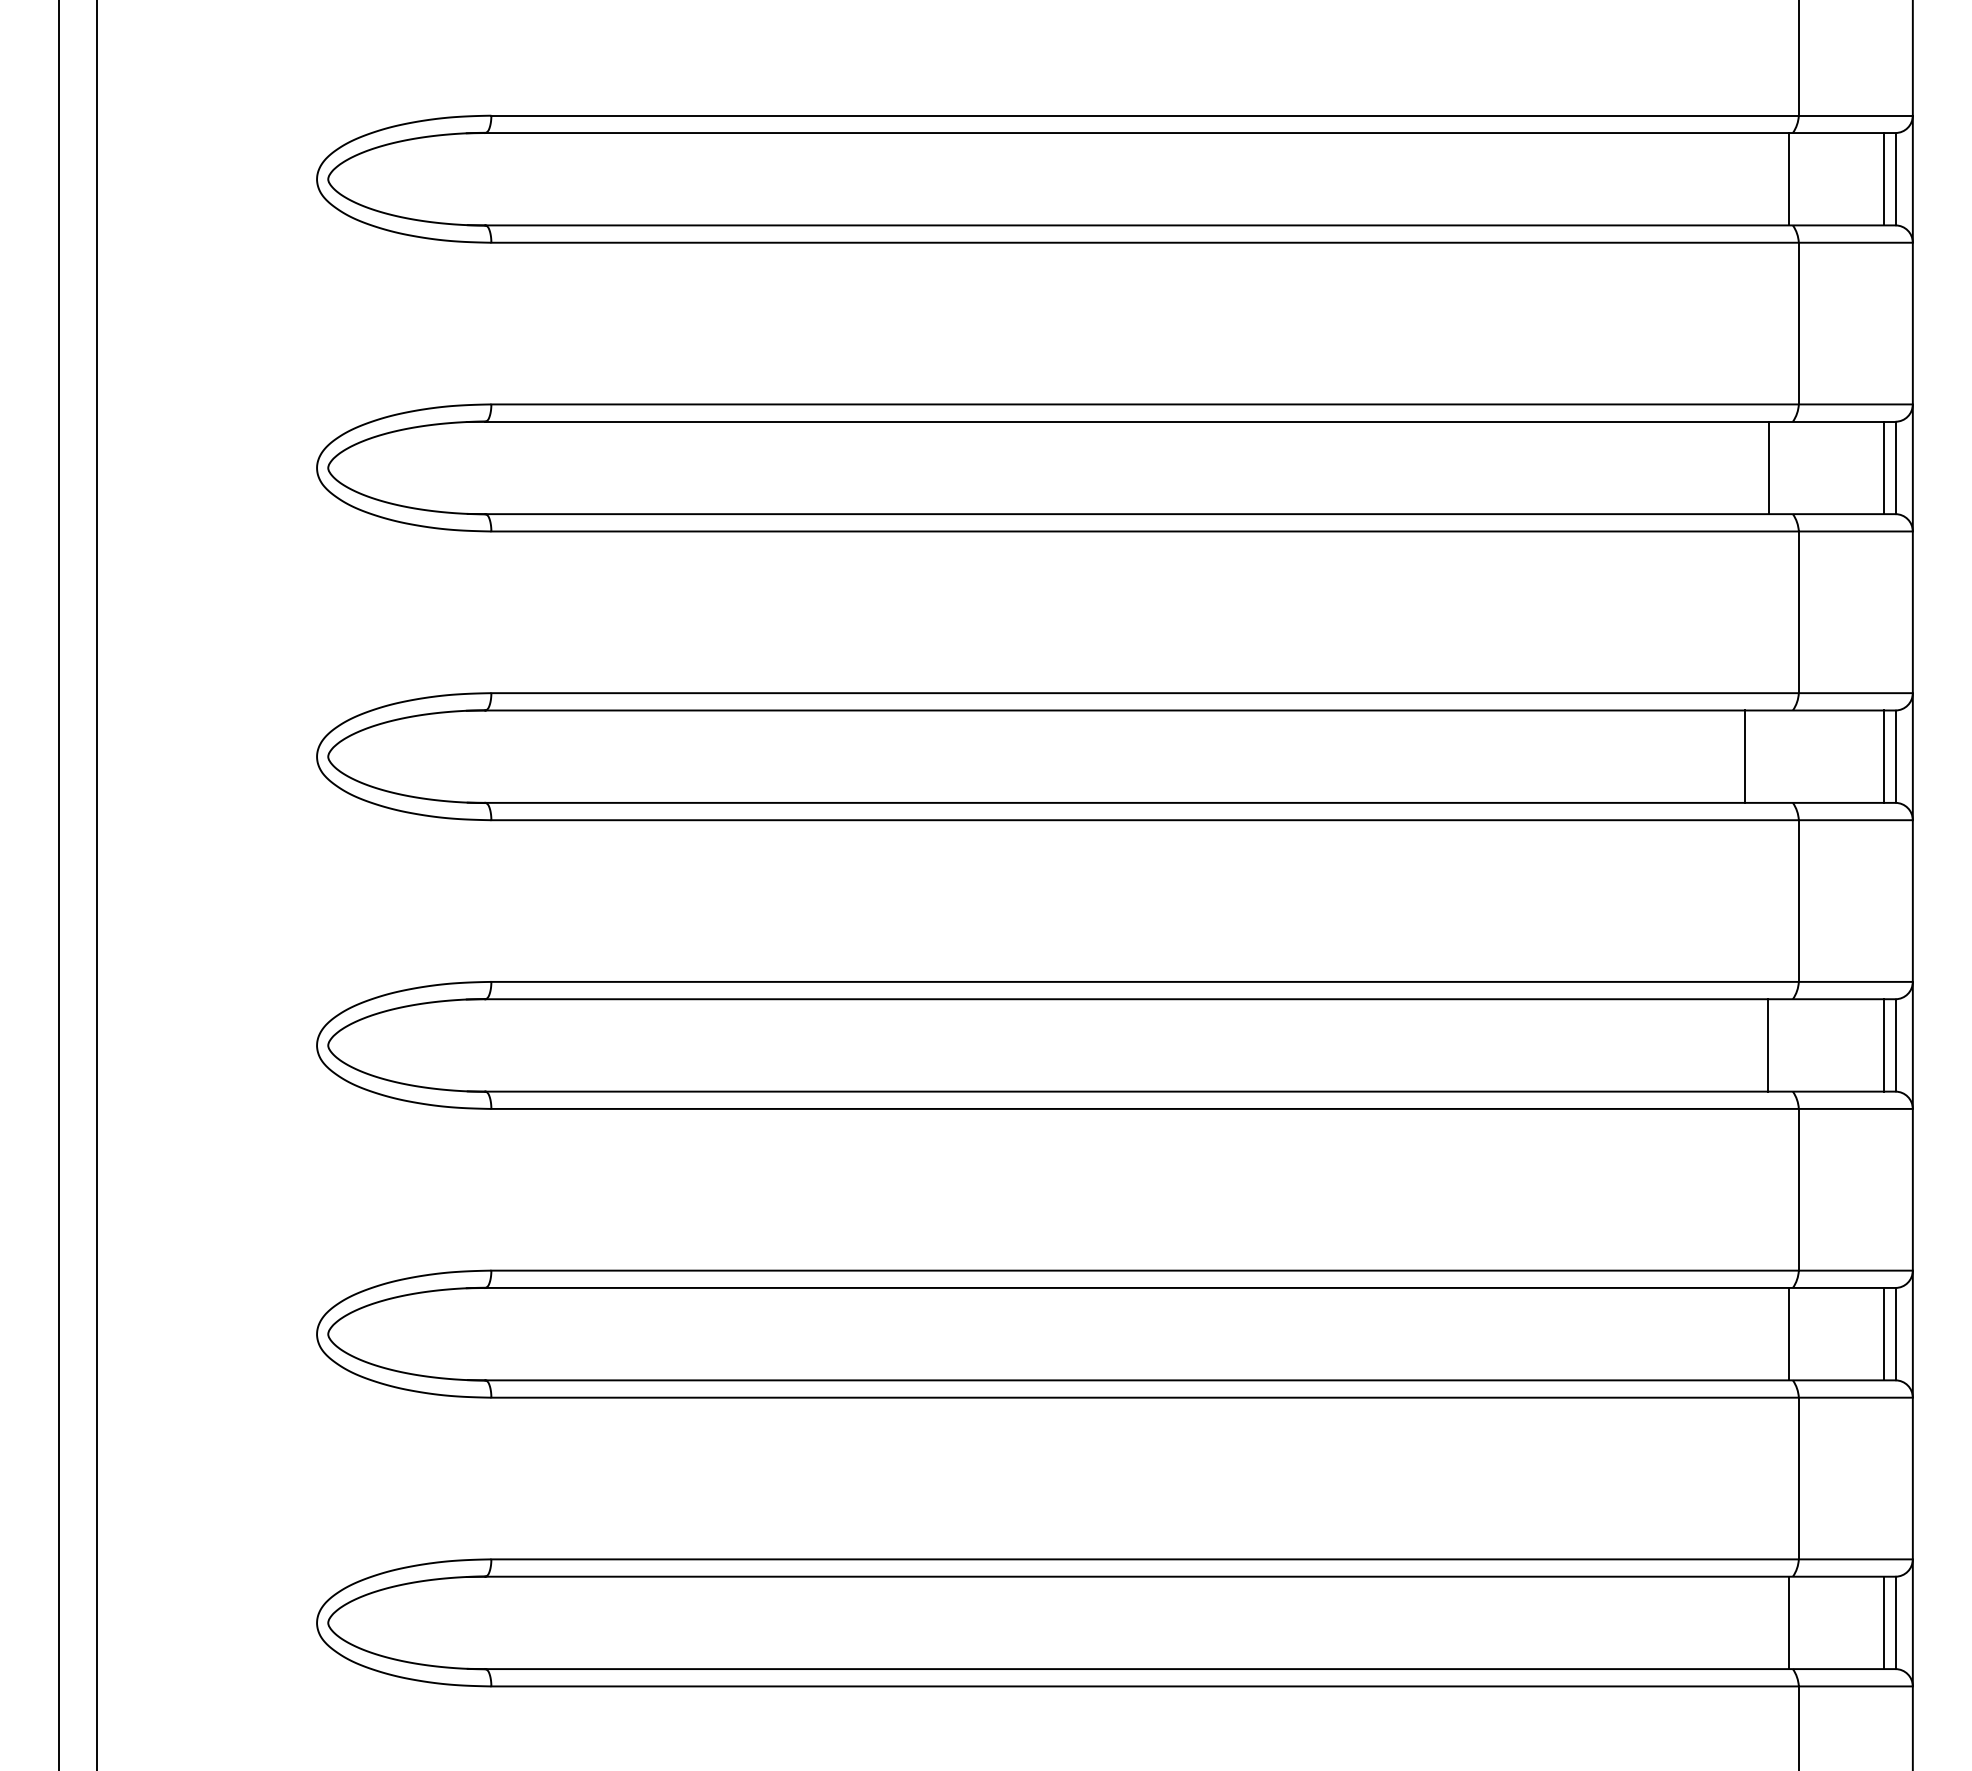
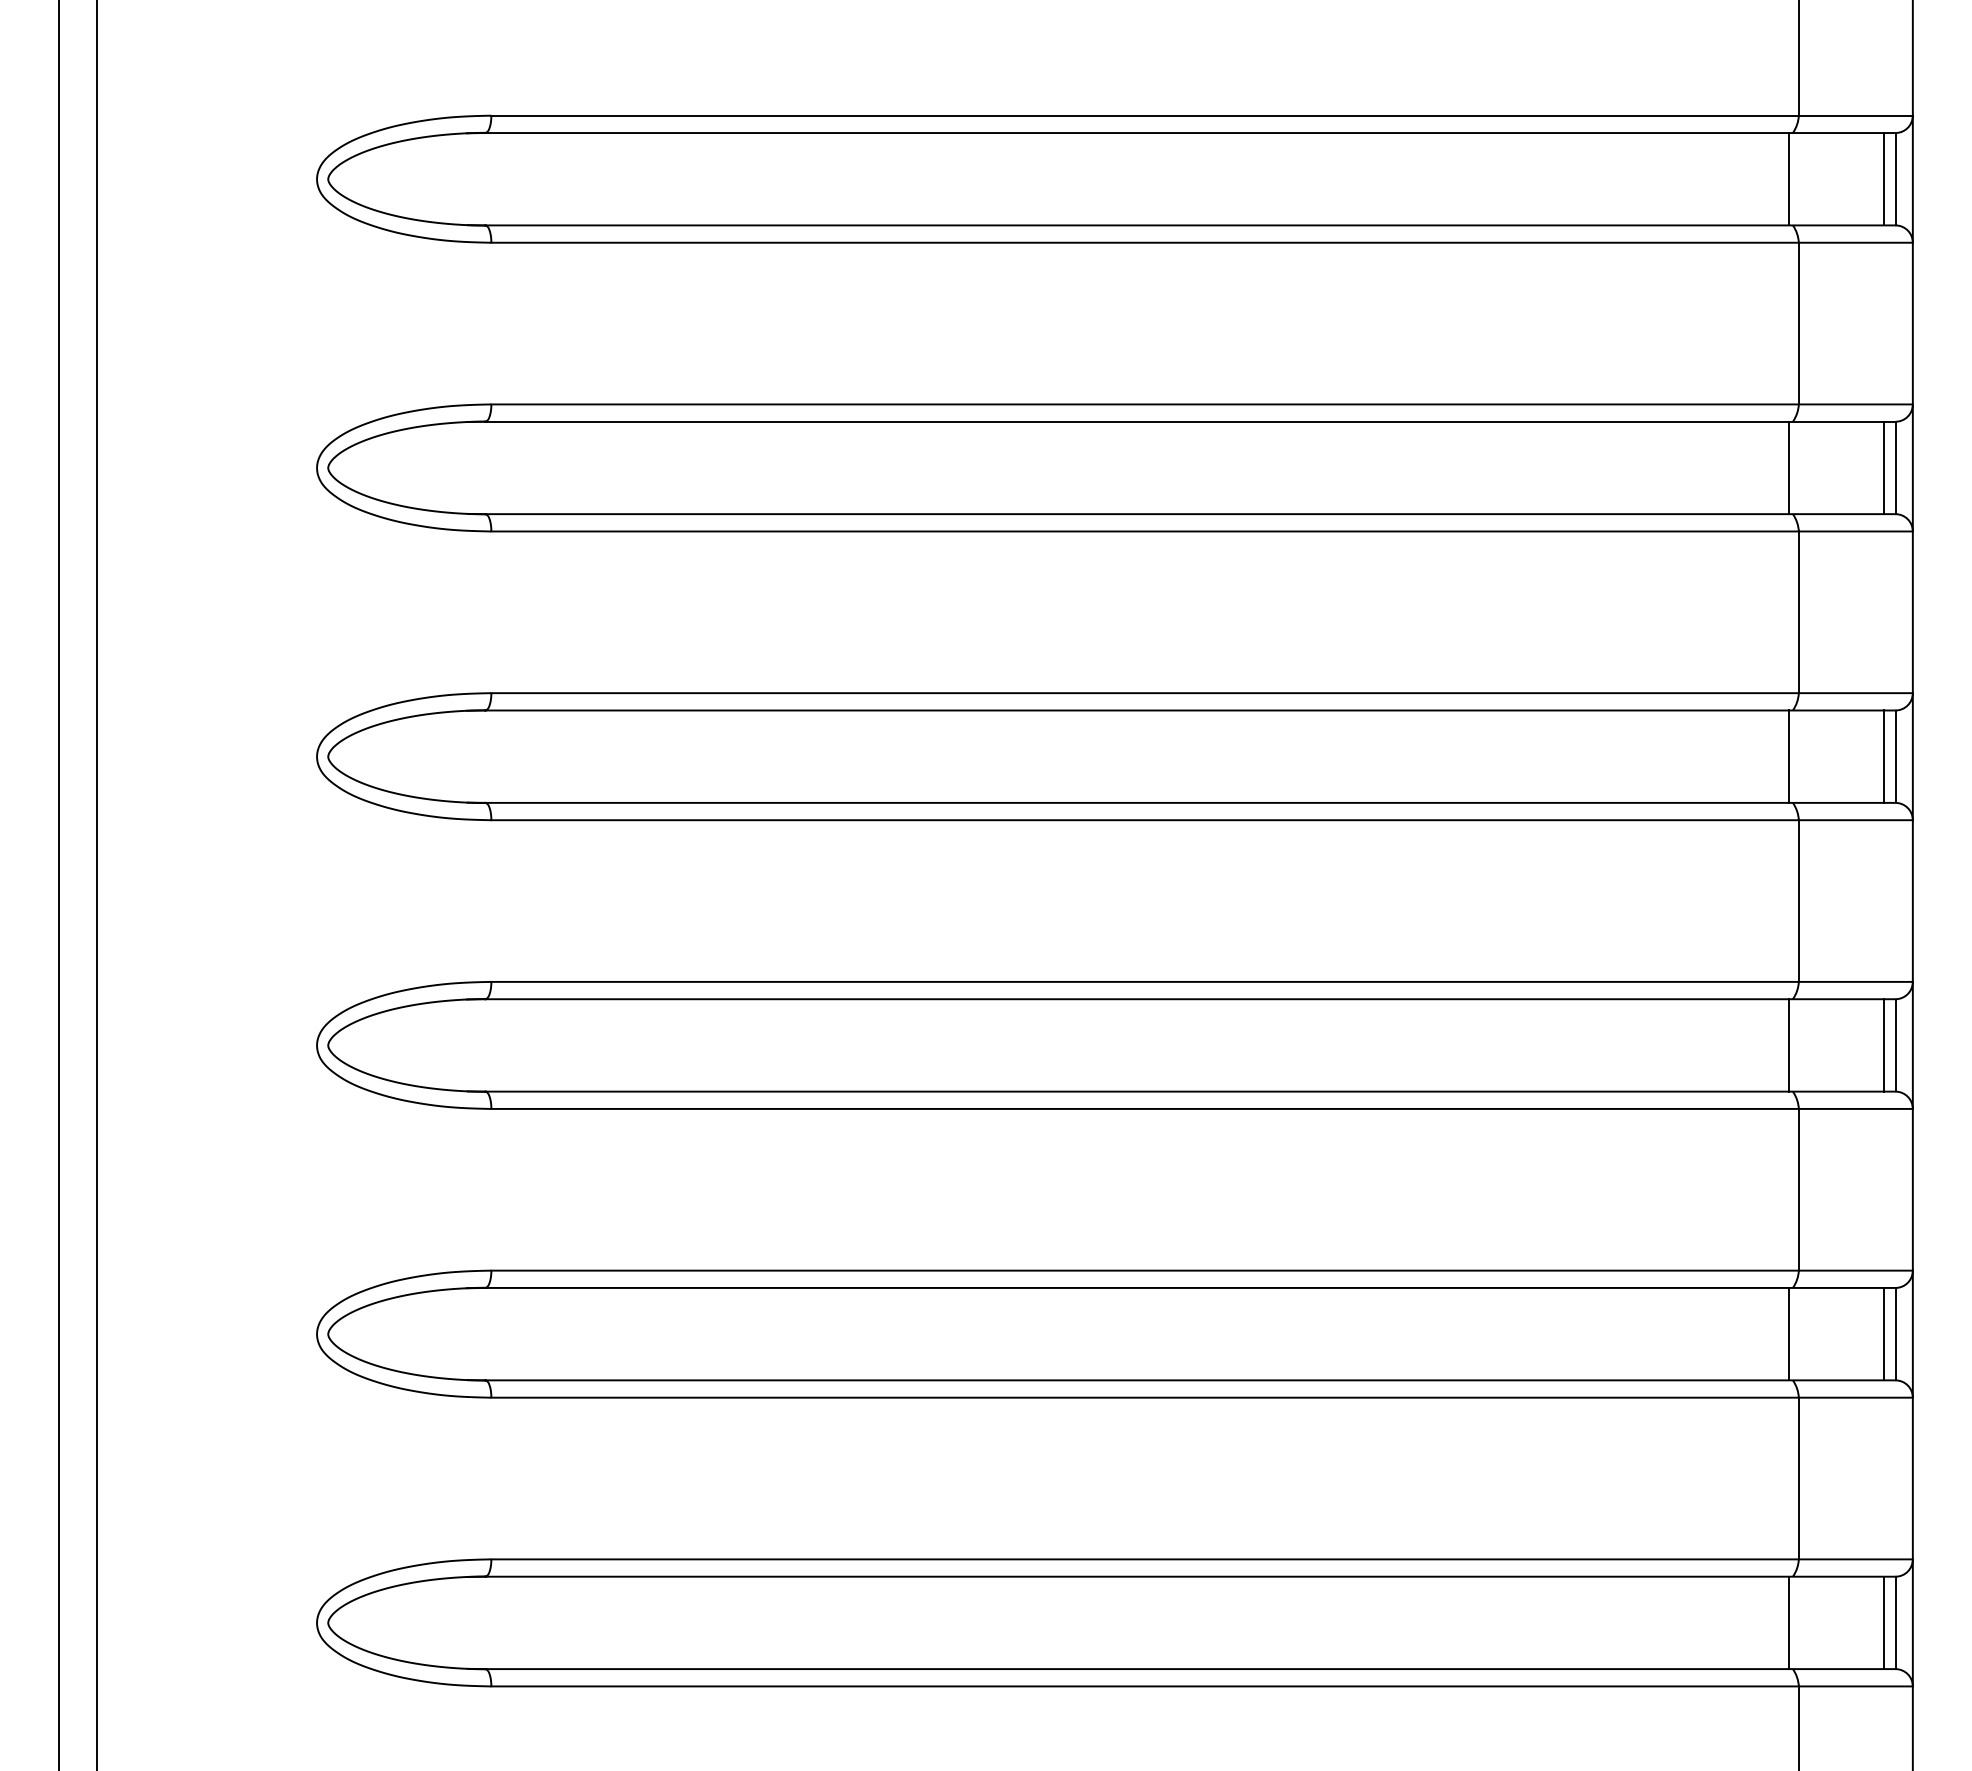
line position: (1768, 467) -> (1788, 467) (1788, 467)
line position: (1744, 756) -> (1788, 756) (1788, 756)
line position: (1767, 1045) -> (1788, 1045) (1788, 1045)
